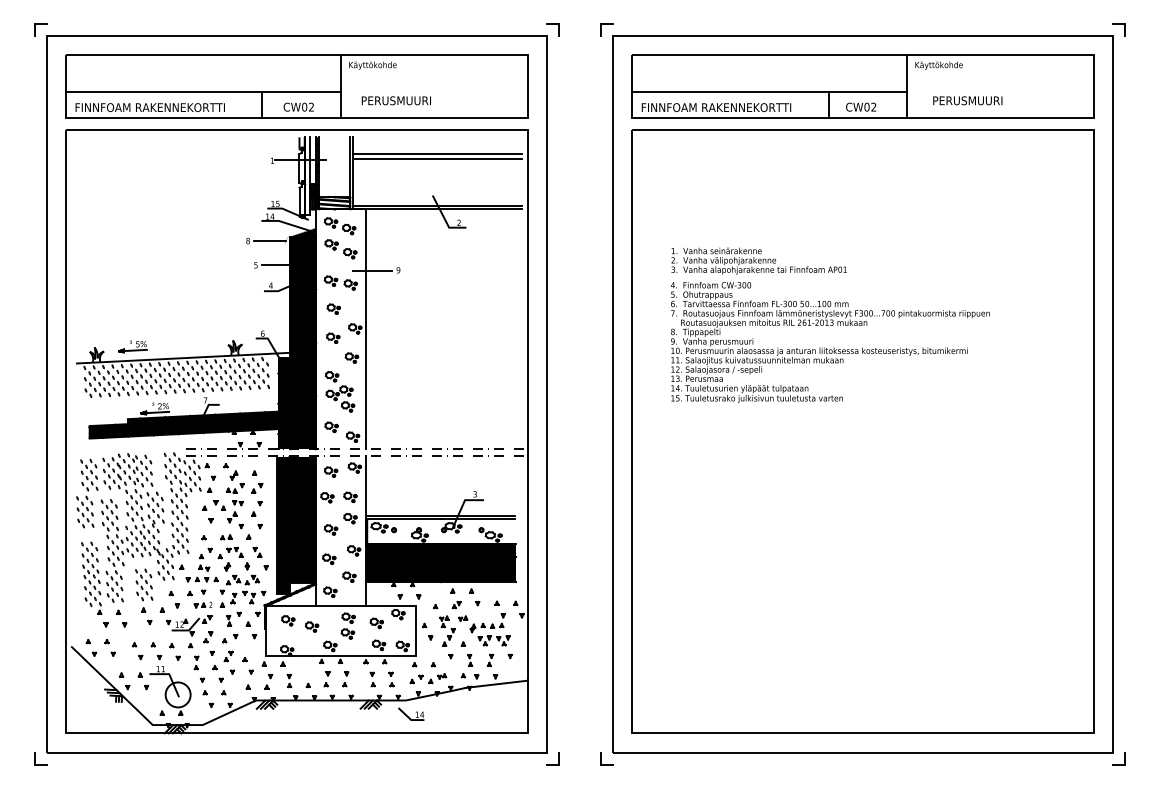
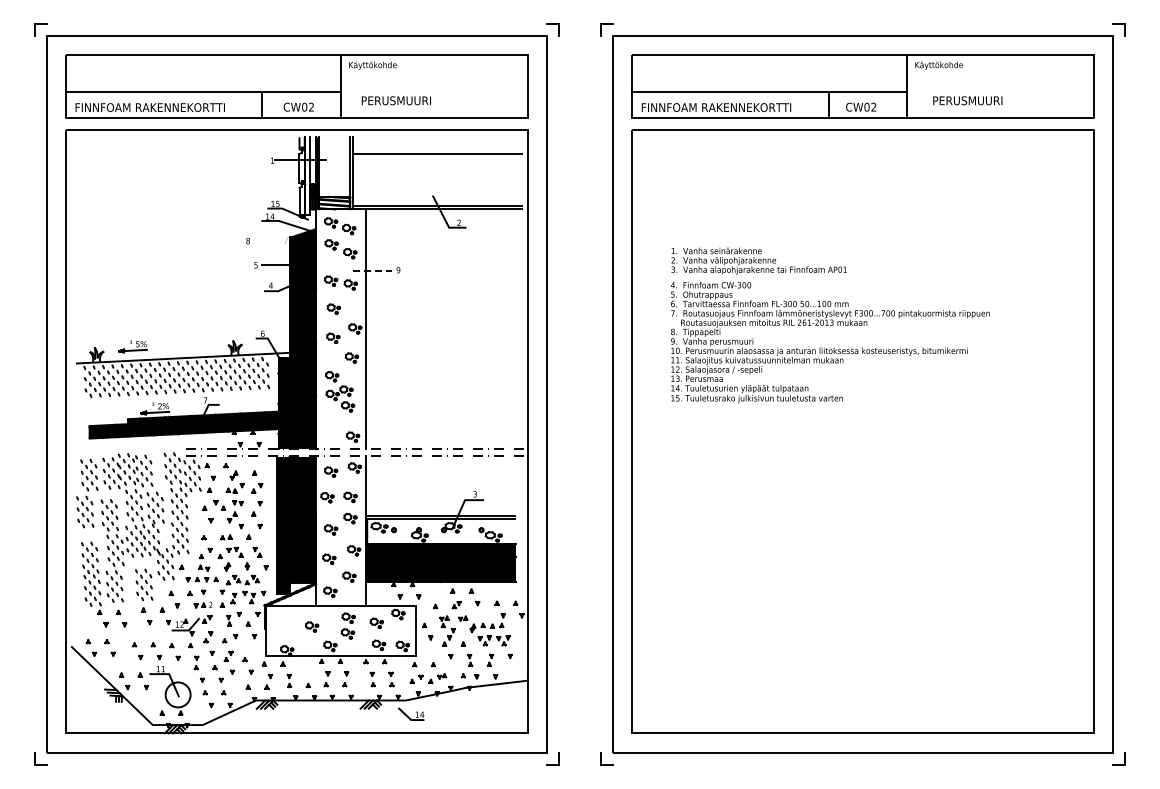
line: present -> none (437, 159)
line: present -> none (269, 241)
line: solid -> dashed (372, 270)
part: present -> none (331, 426)
part: present -> none (288, 620)
